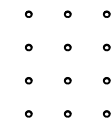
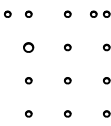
part: none -> present (7, 13)
part: none -> present (93, 13)
part size: 8x9 px -> 12x11 px (28, 47)
